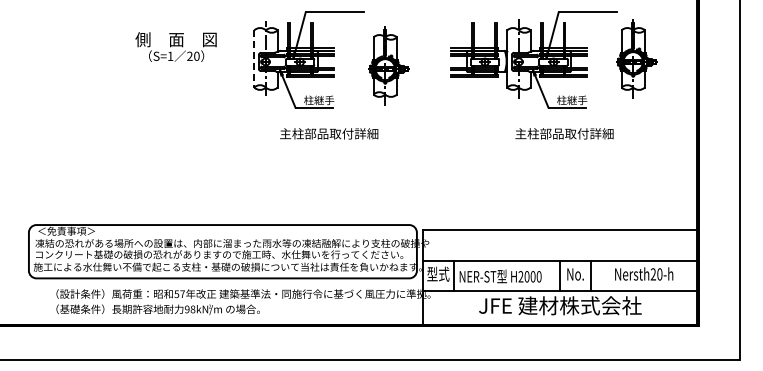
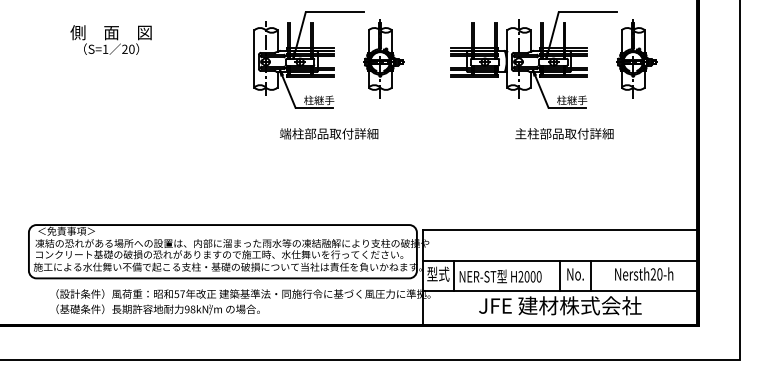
text position: (175, 46) -> (110, 39) (110, 39)
line: dashed -> solid (254, 58)
part position: (388, 65) -> (383, 58) (383, 58)
text: 主柱部品取付詳細 -> 端柱部品取付詳細 (285, 133)
